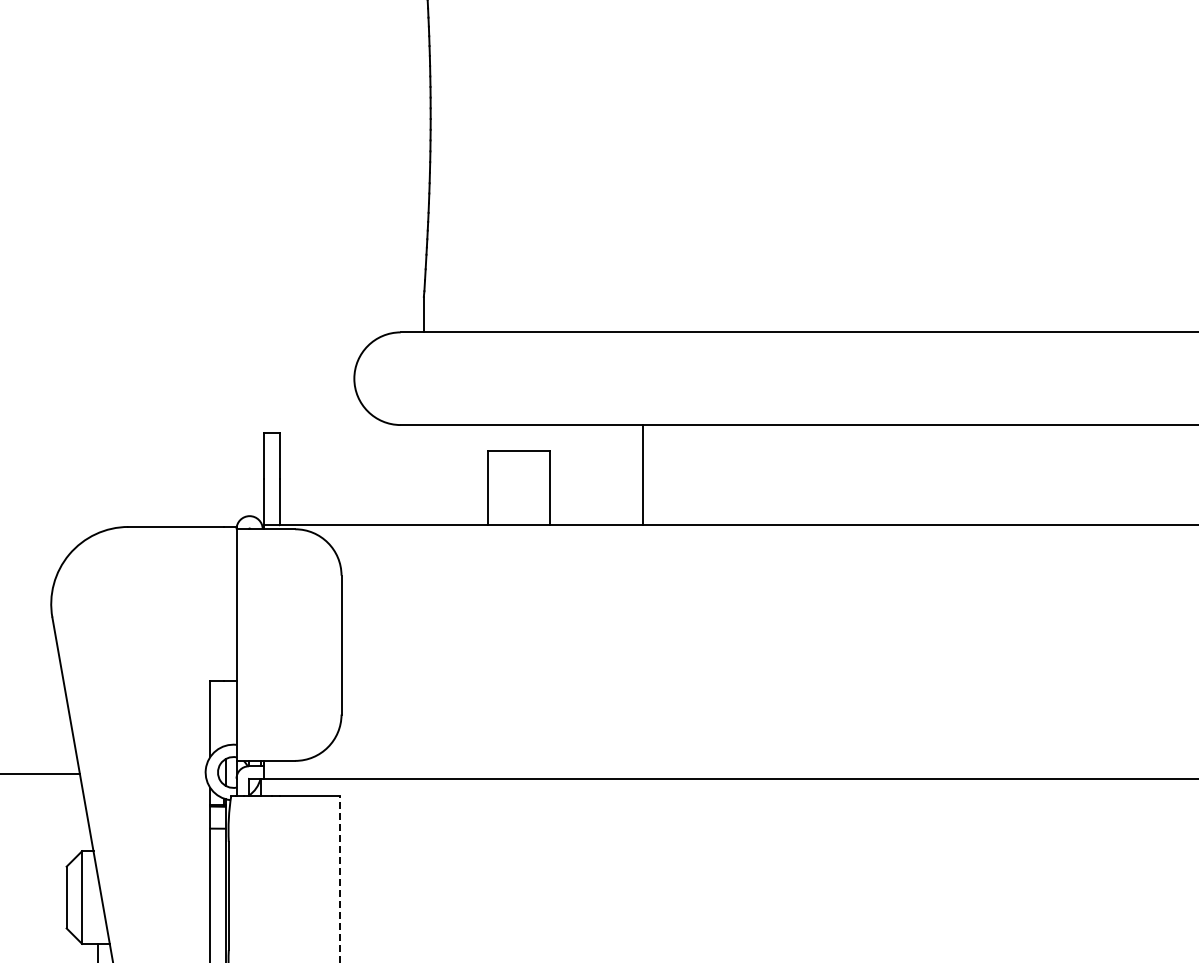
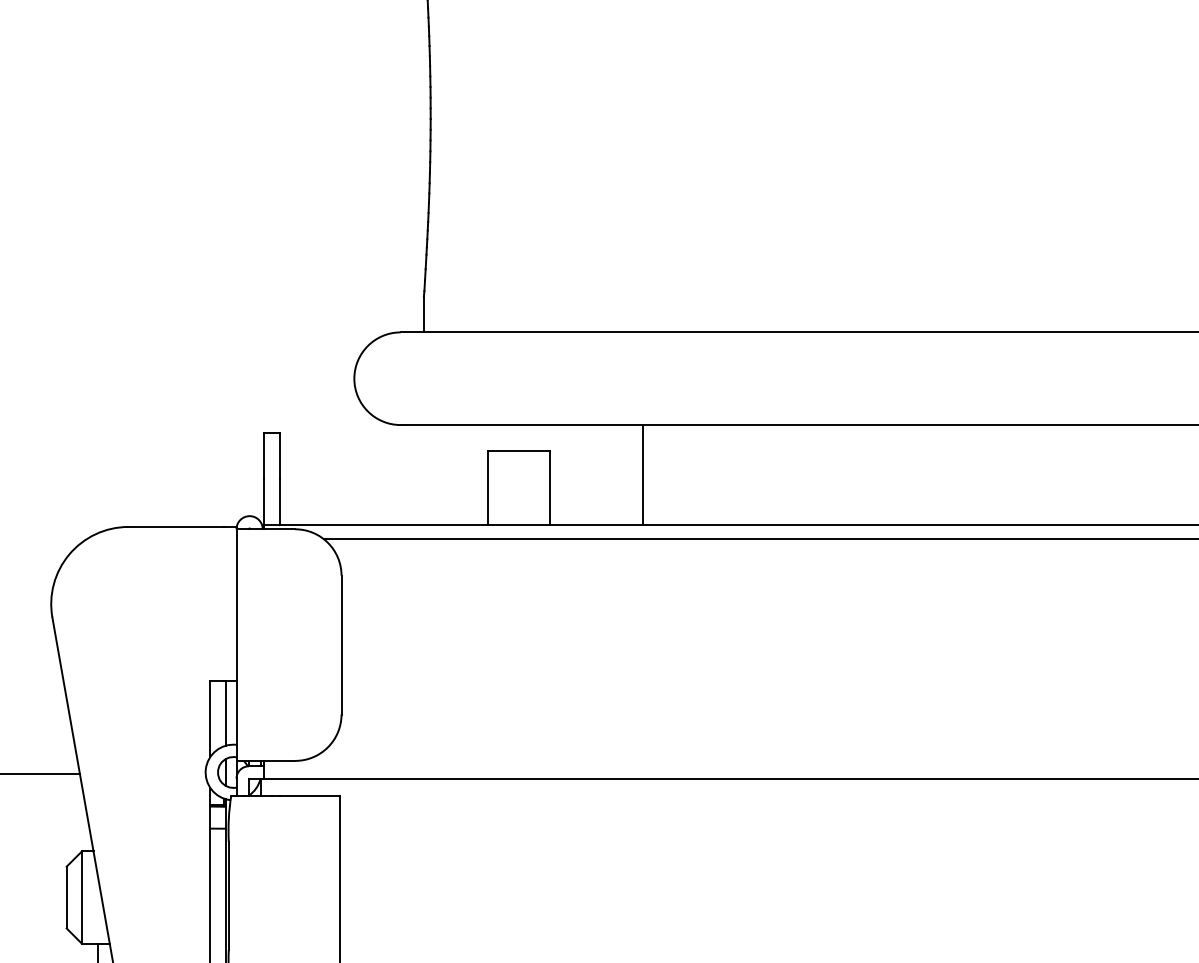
line: none -> present (759, 539)
line: none -> present (225, 713)
line: dashed -> solid (340, 878)
